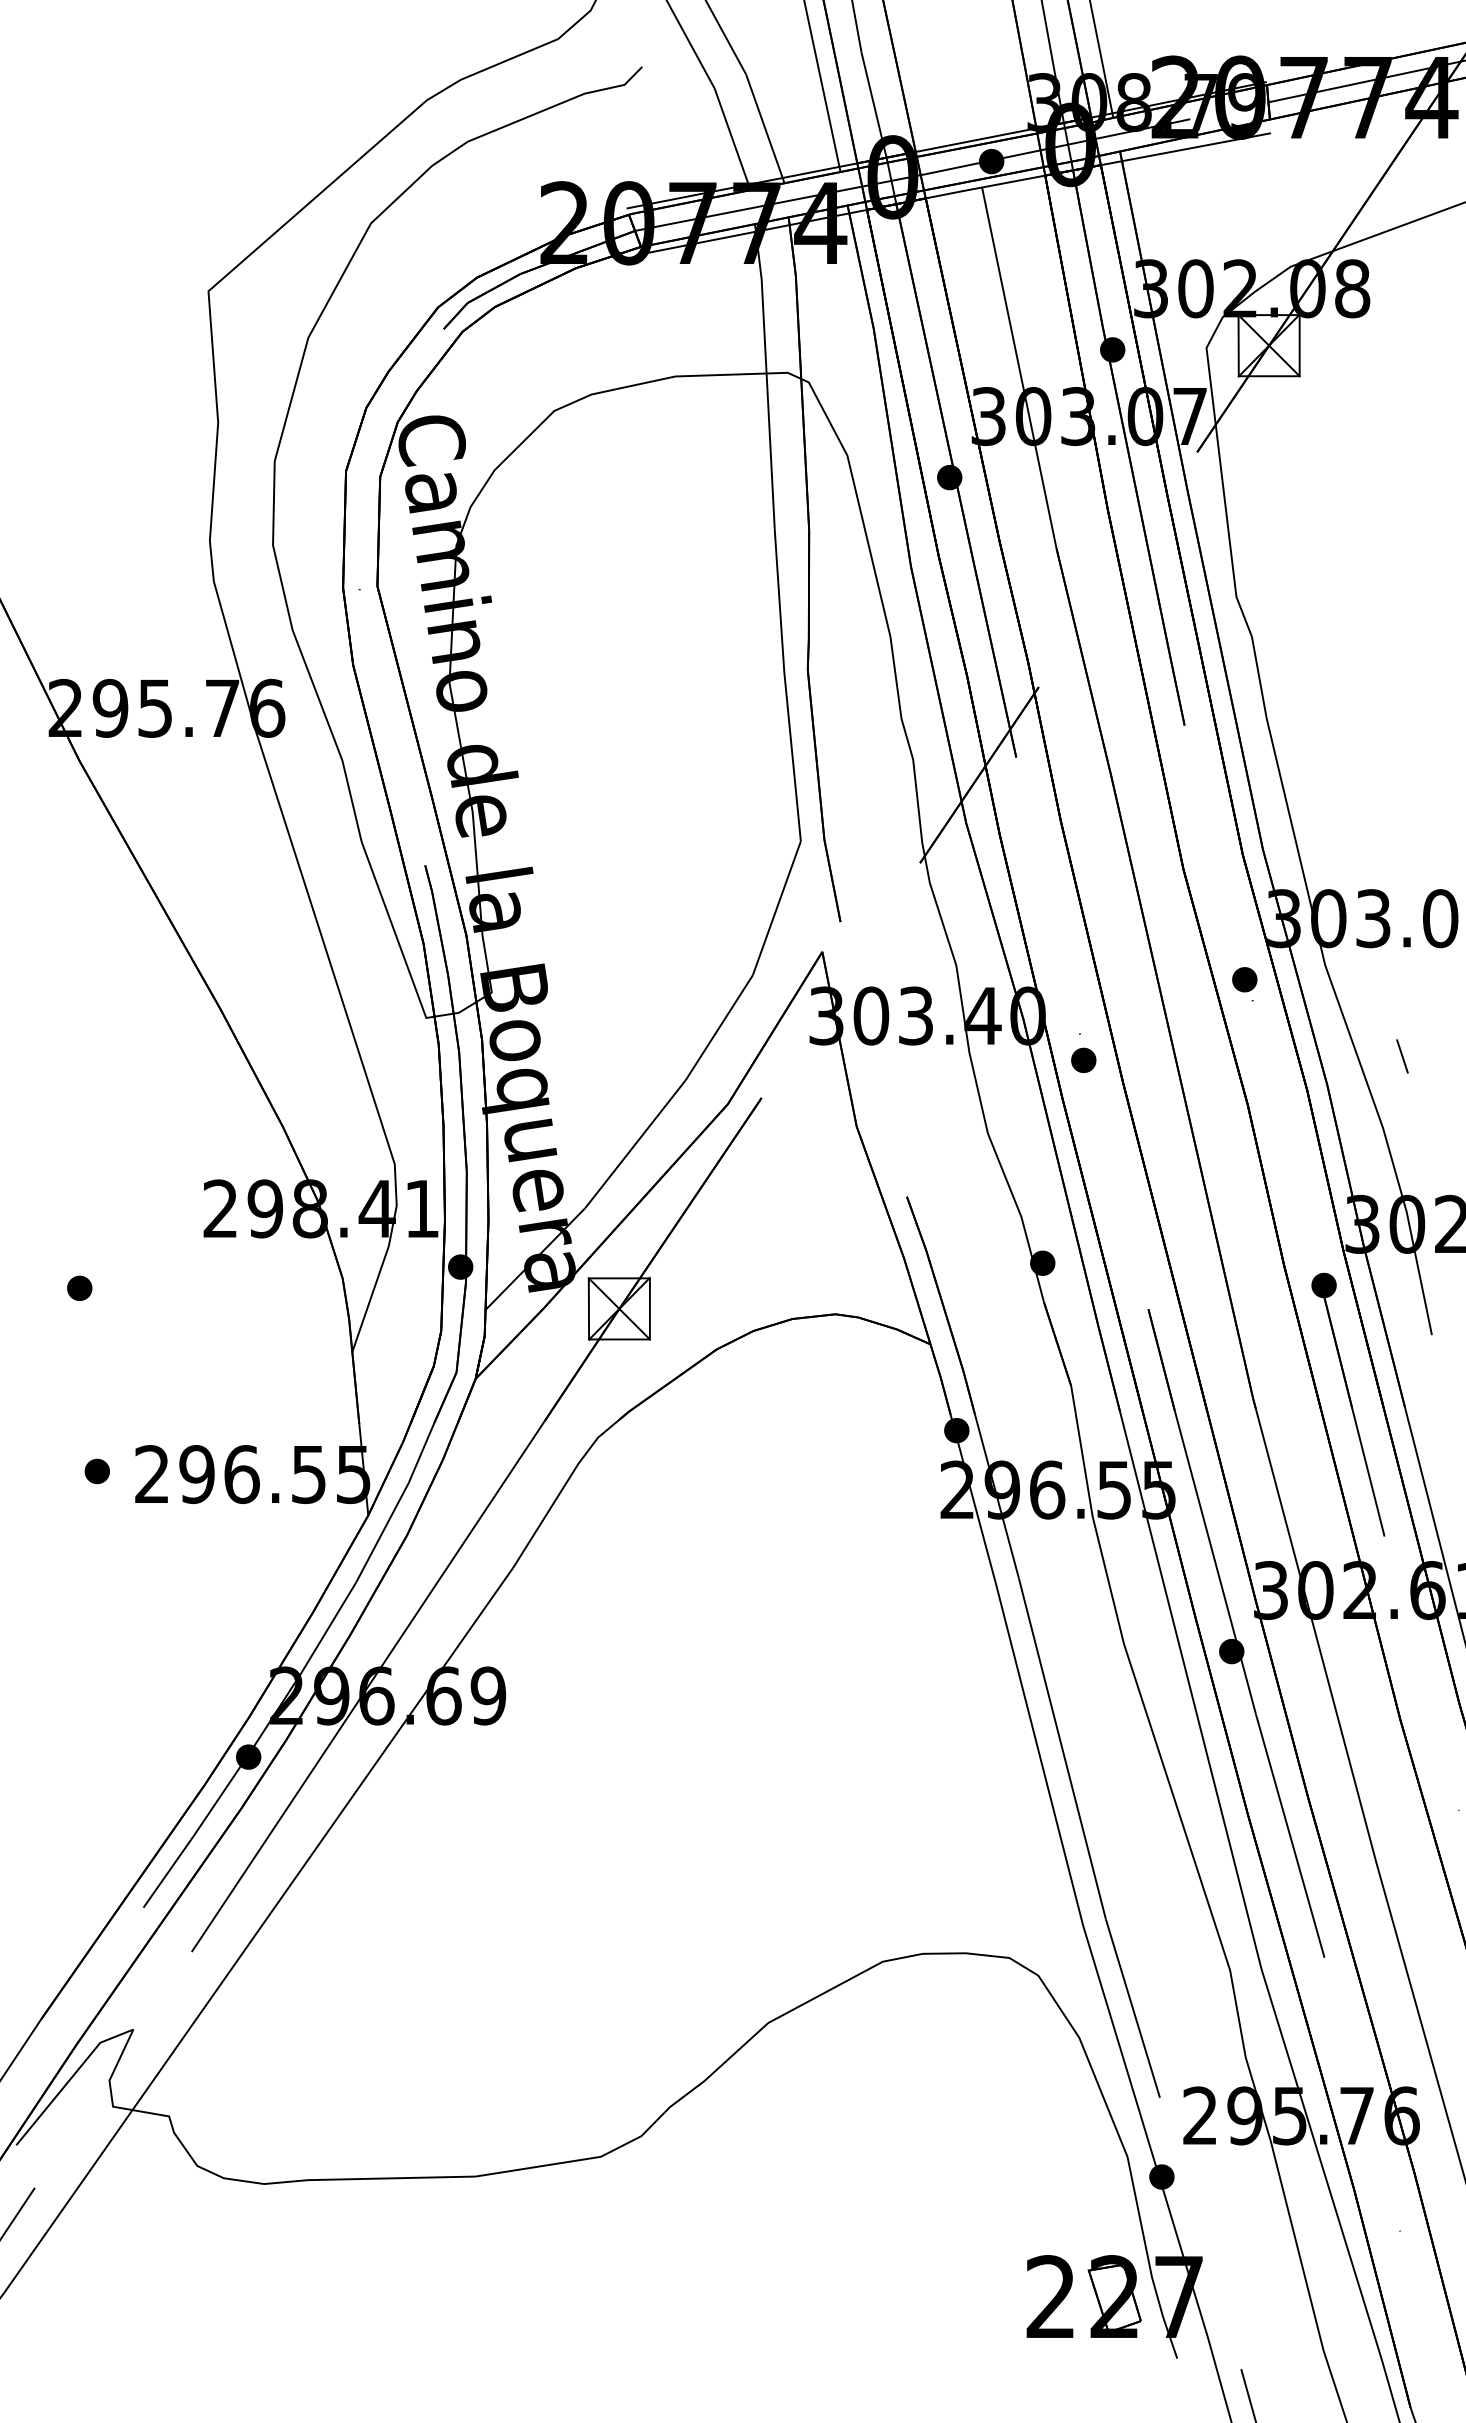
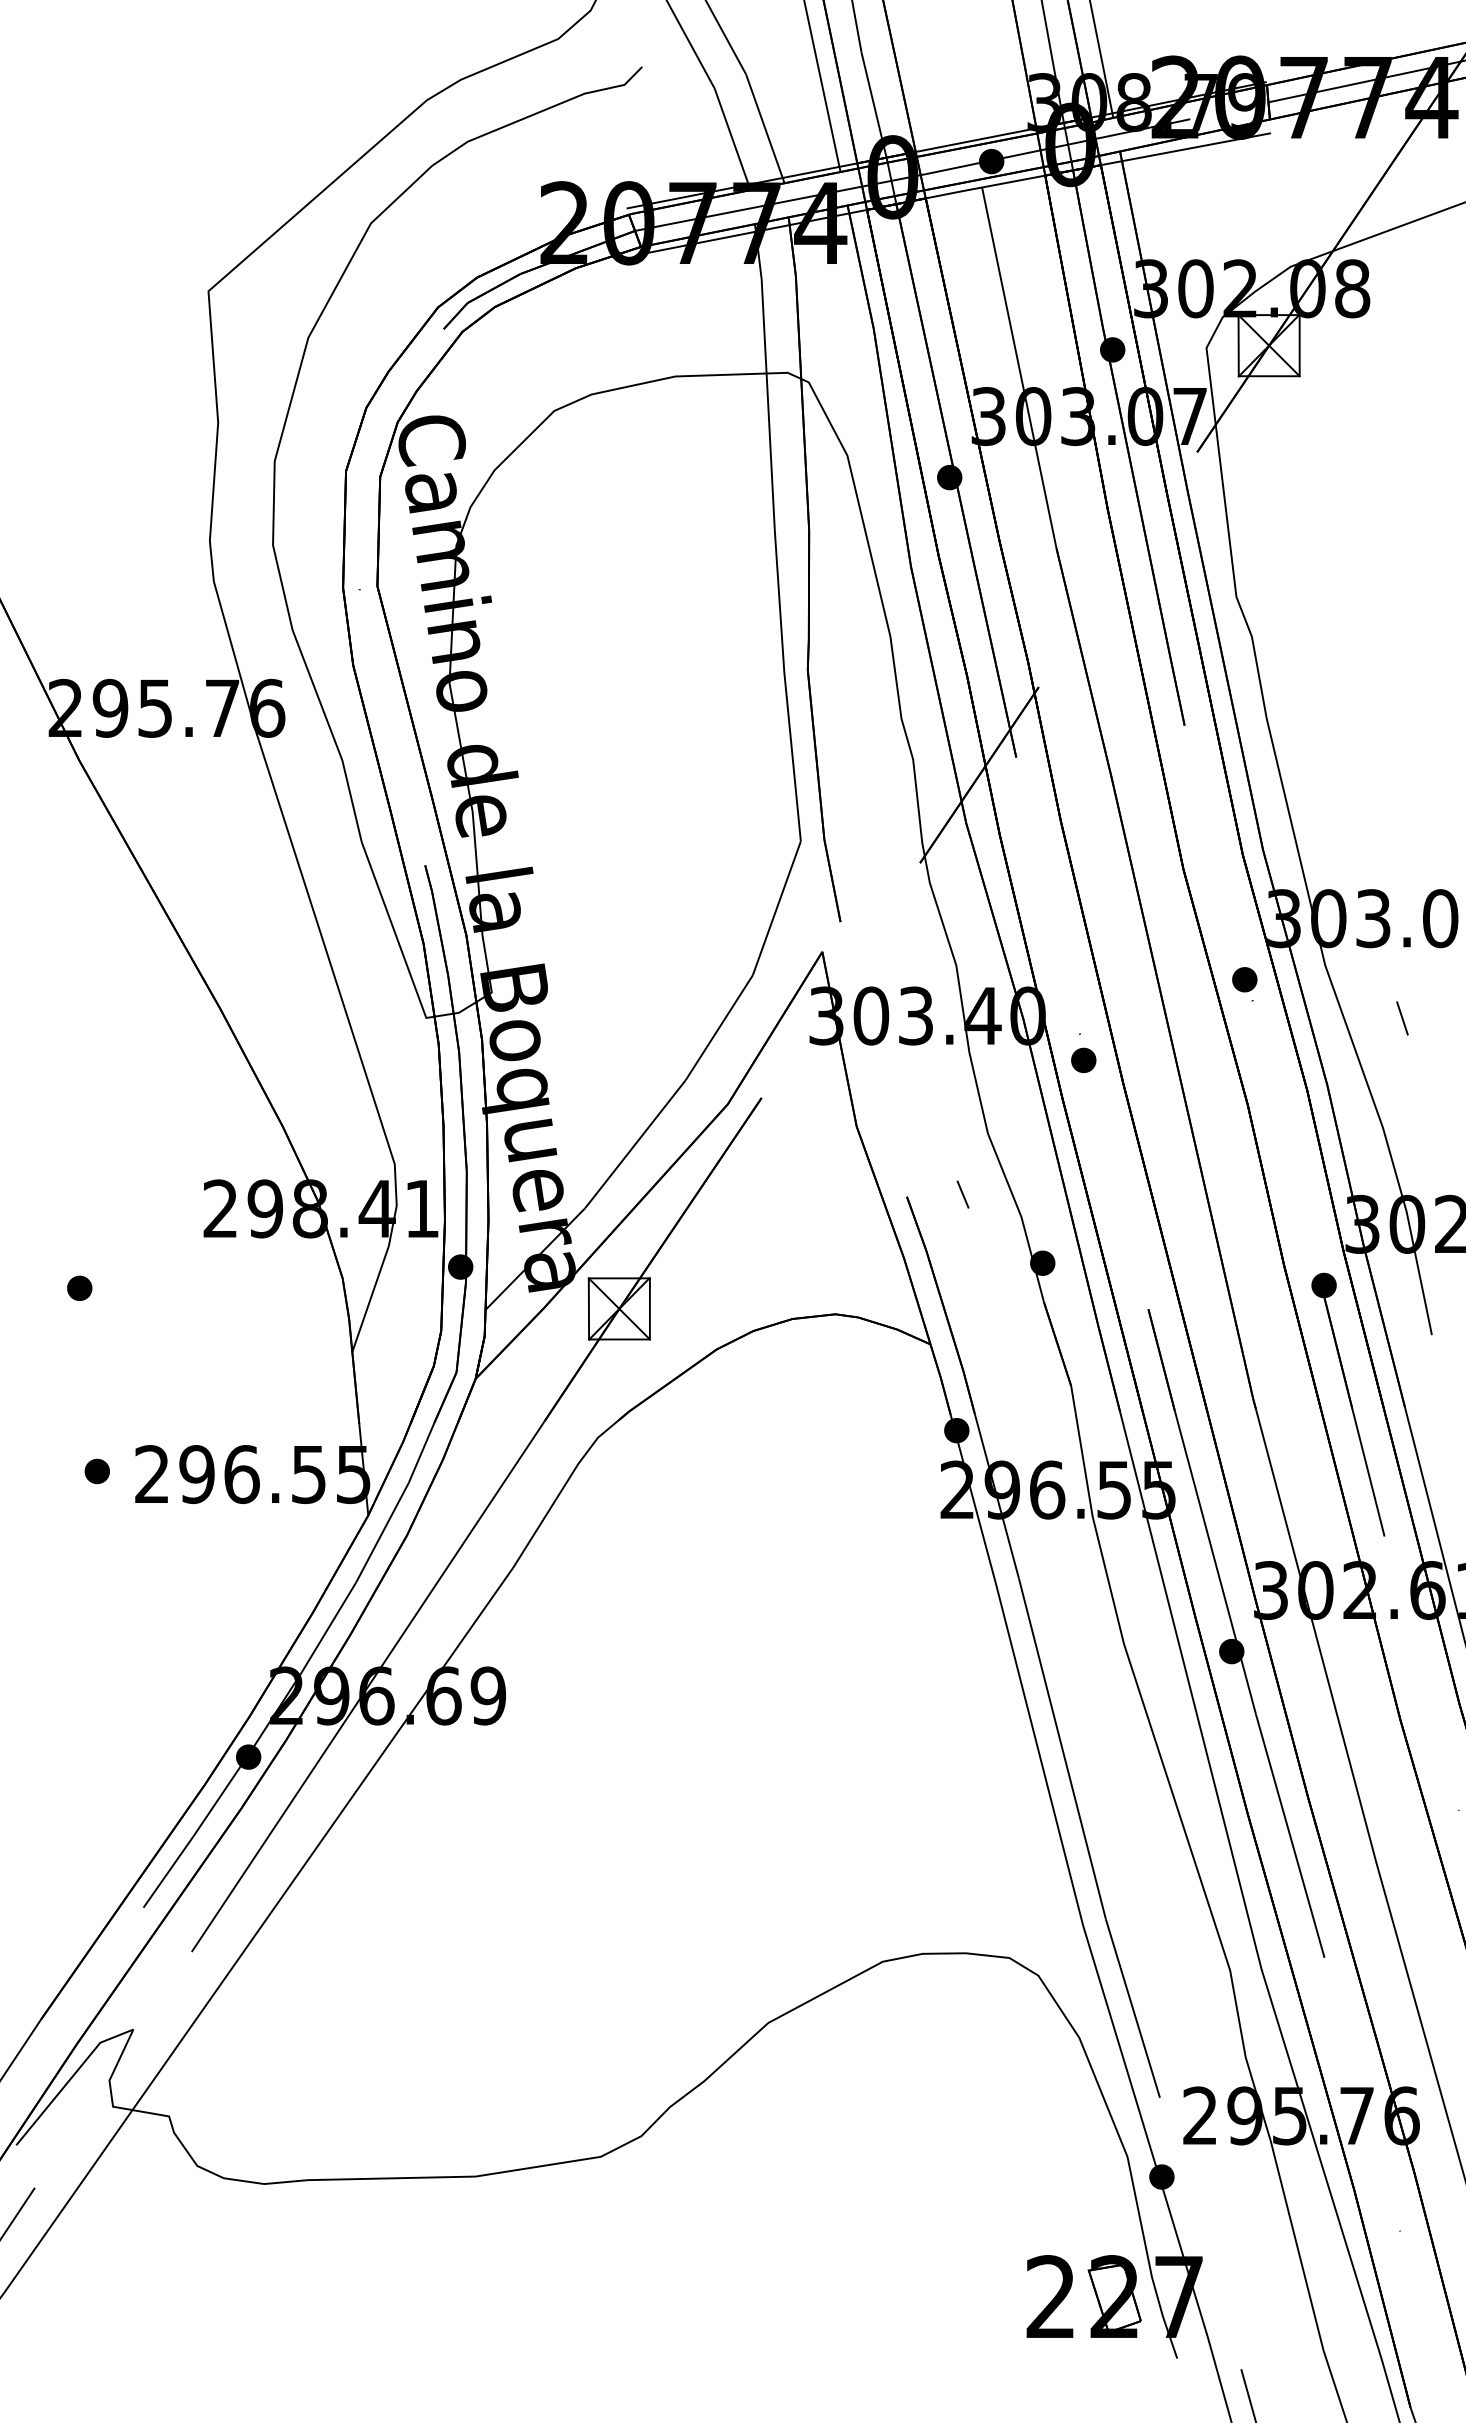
line position: (1402, 1056) -> (1402, 1018) (1402, 1018)
line: none -> present (962, 1194)
